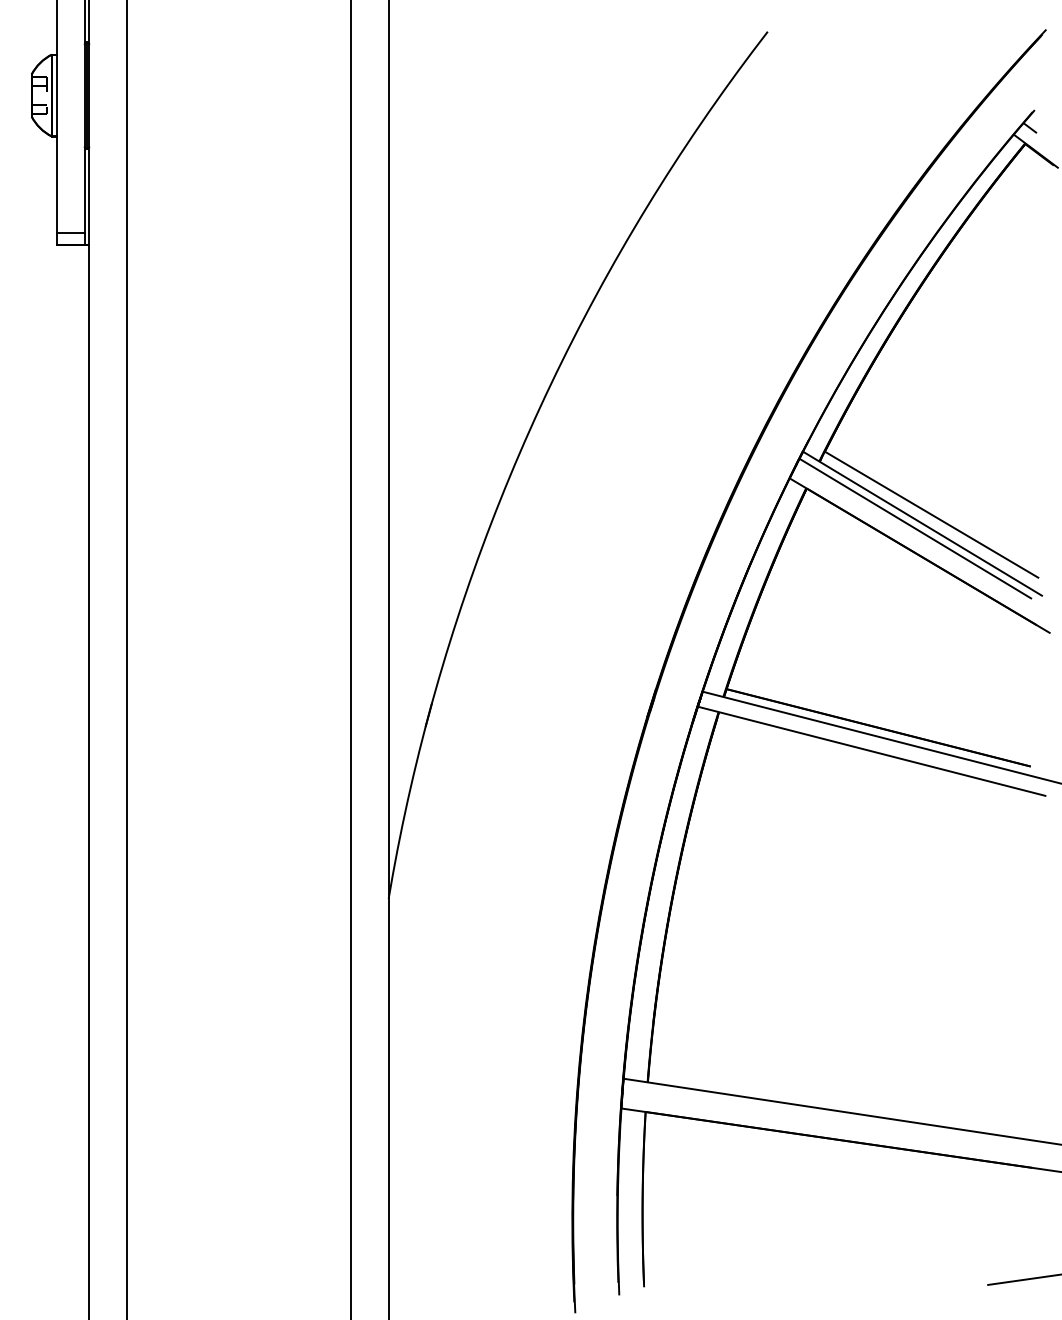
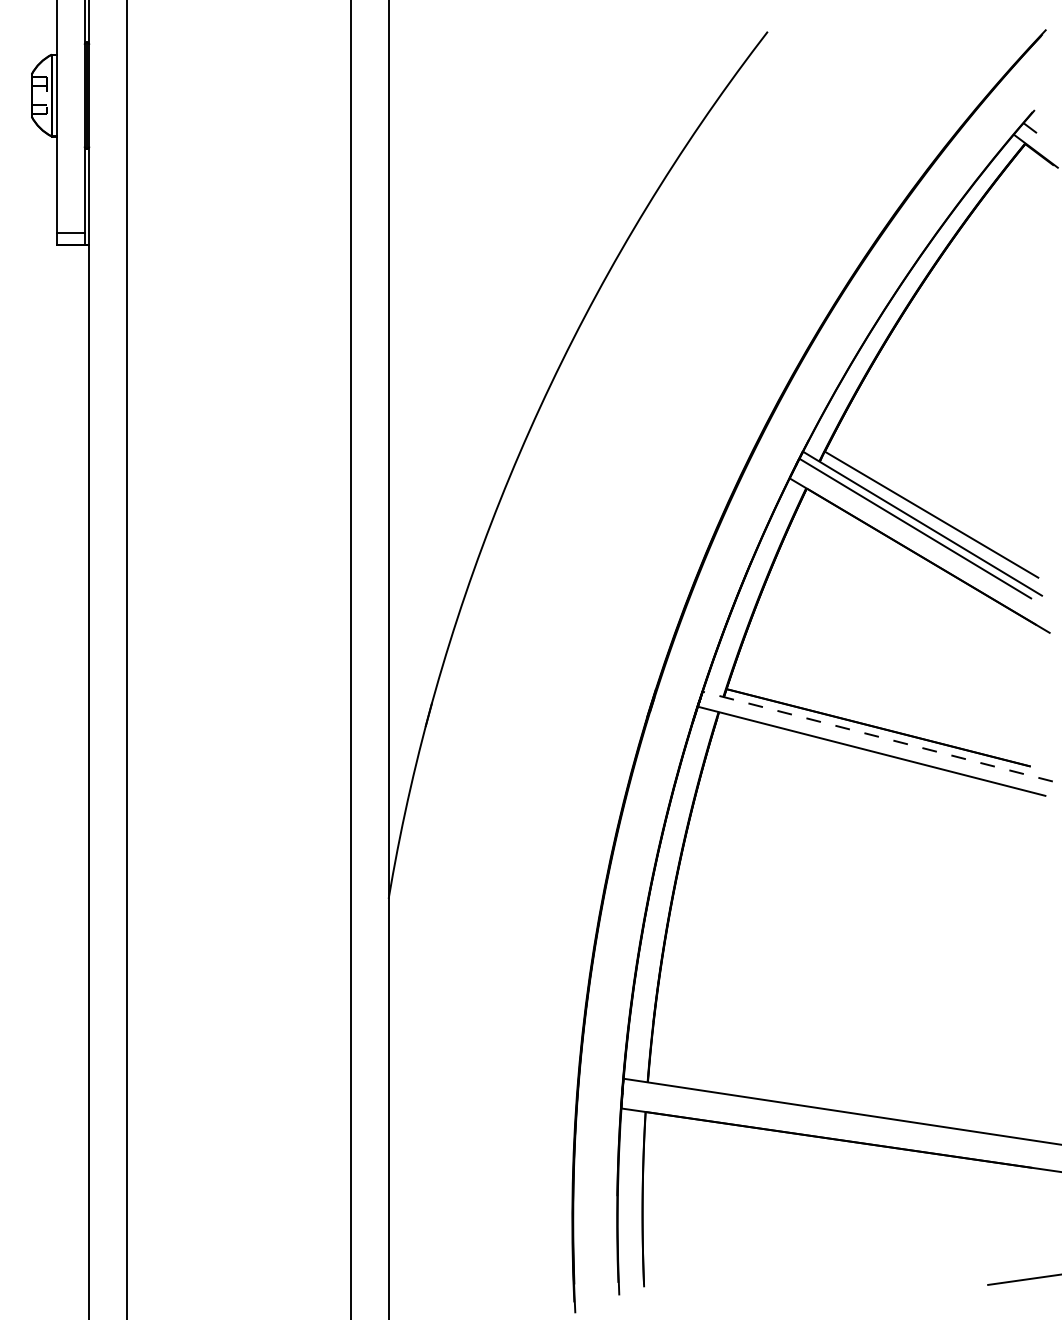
line: solid -> dashed (881, 737)
